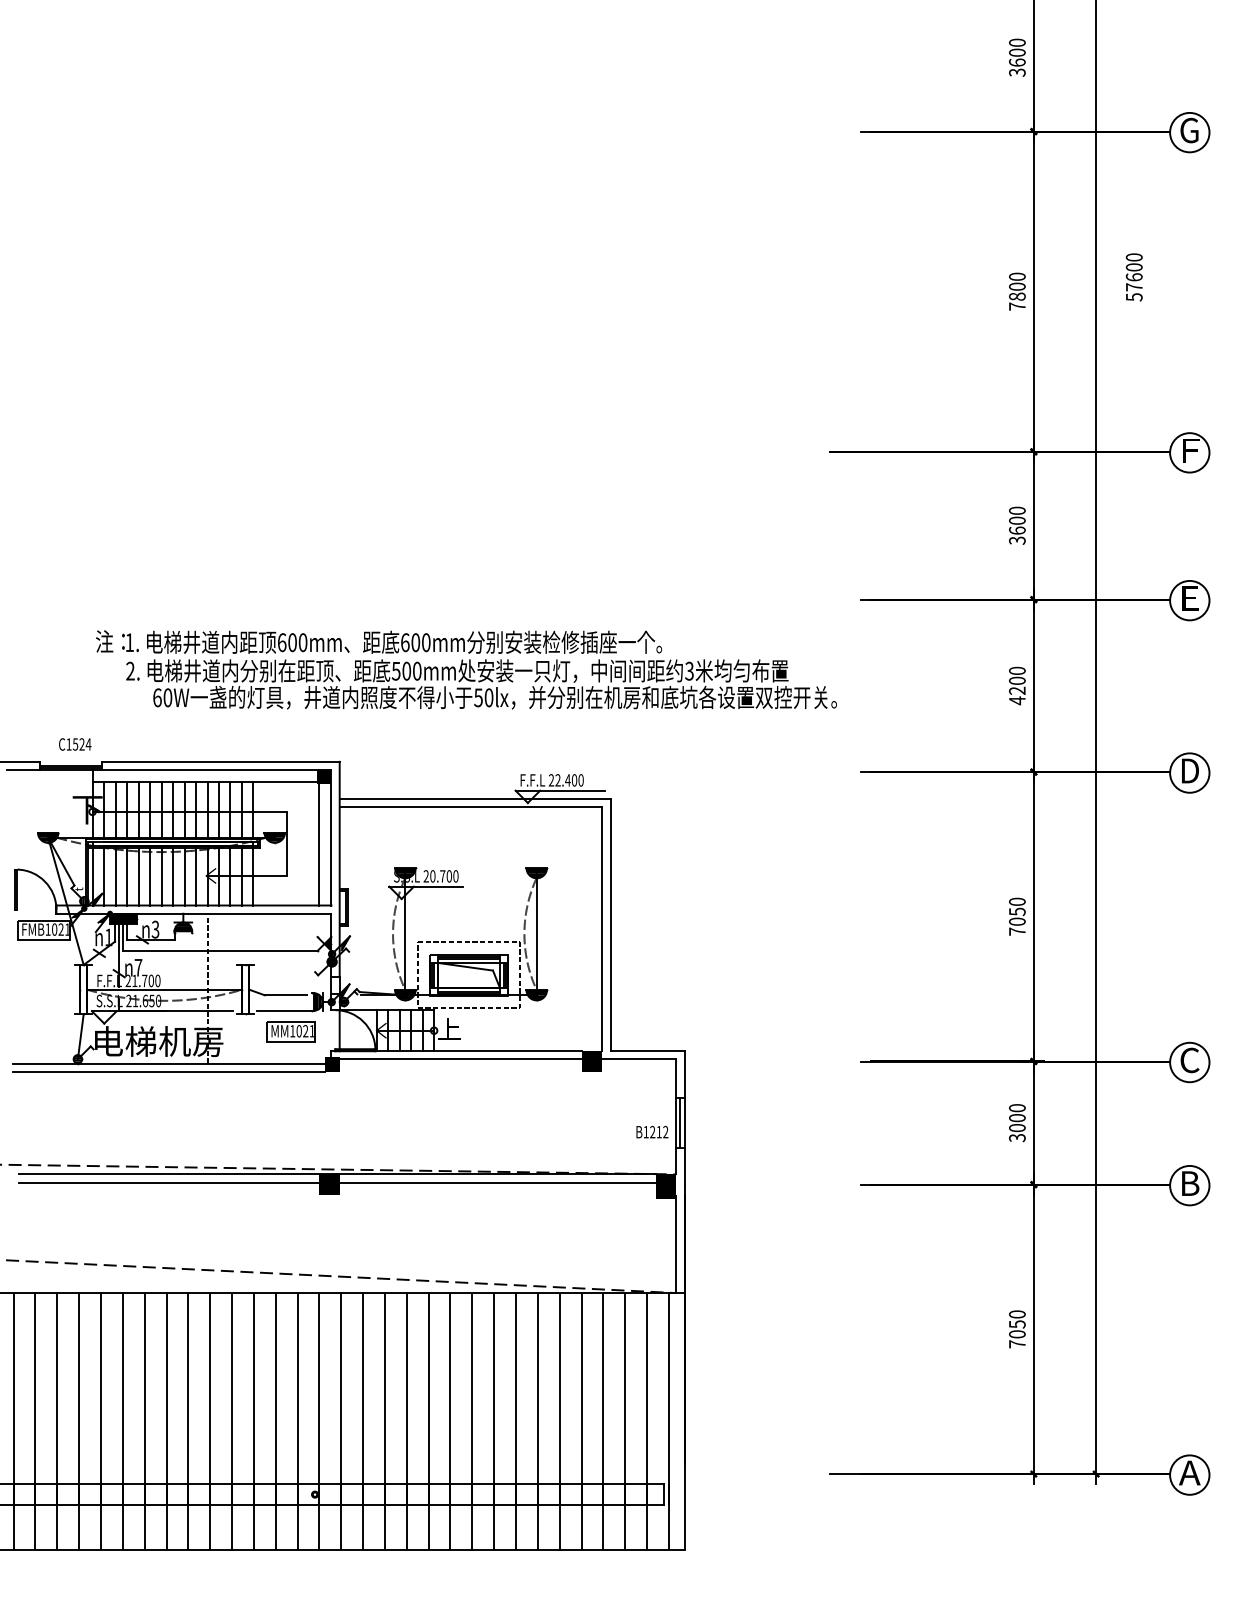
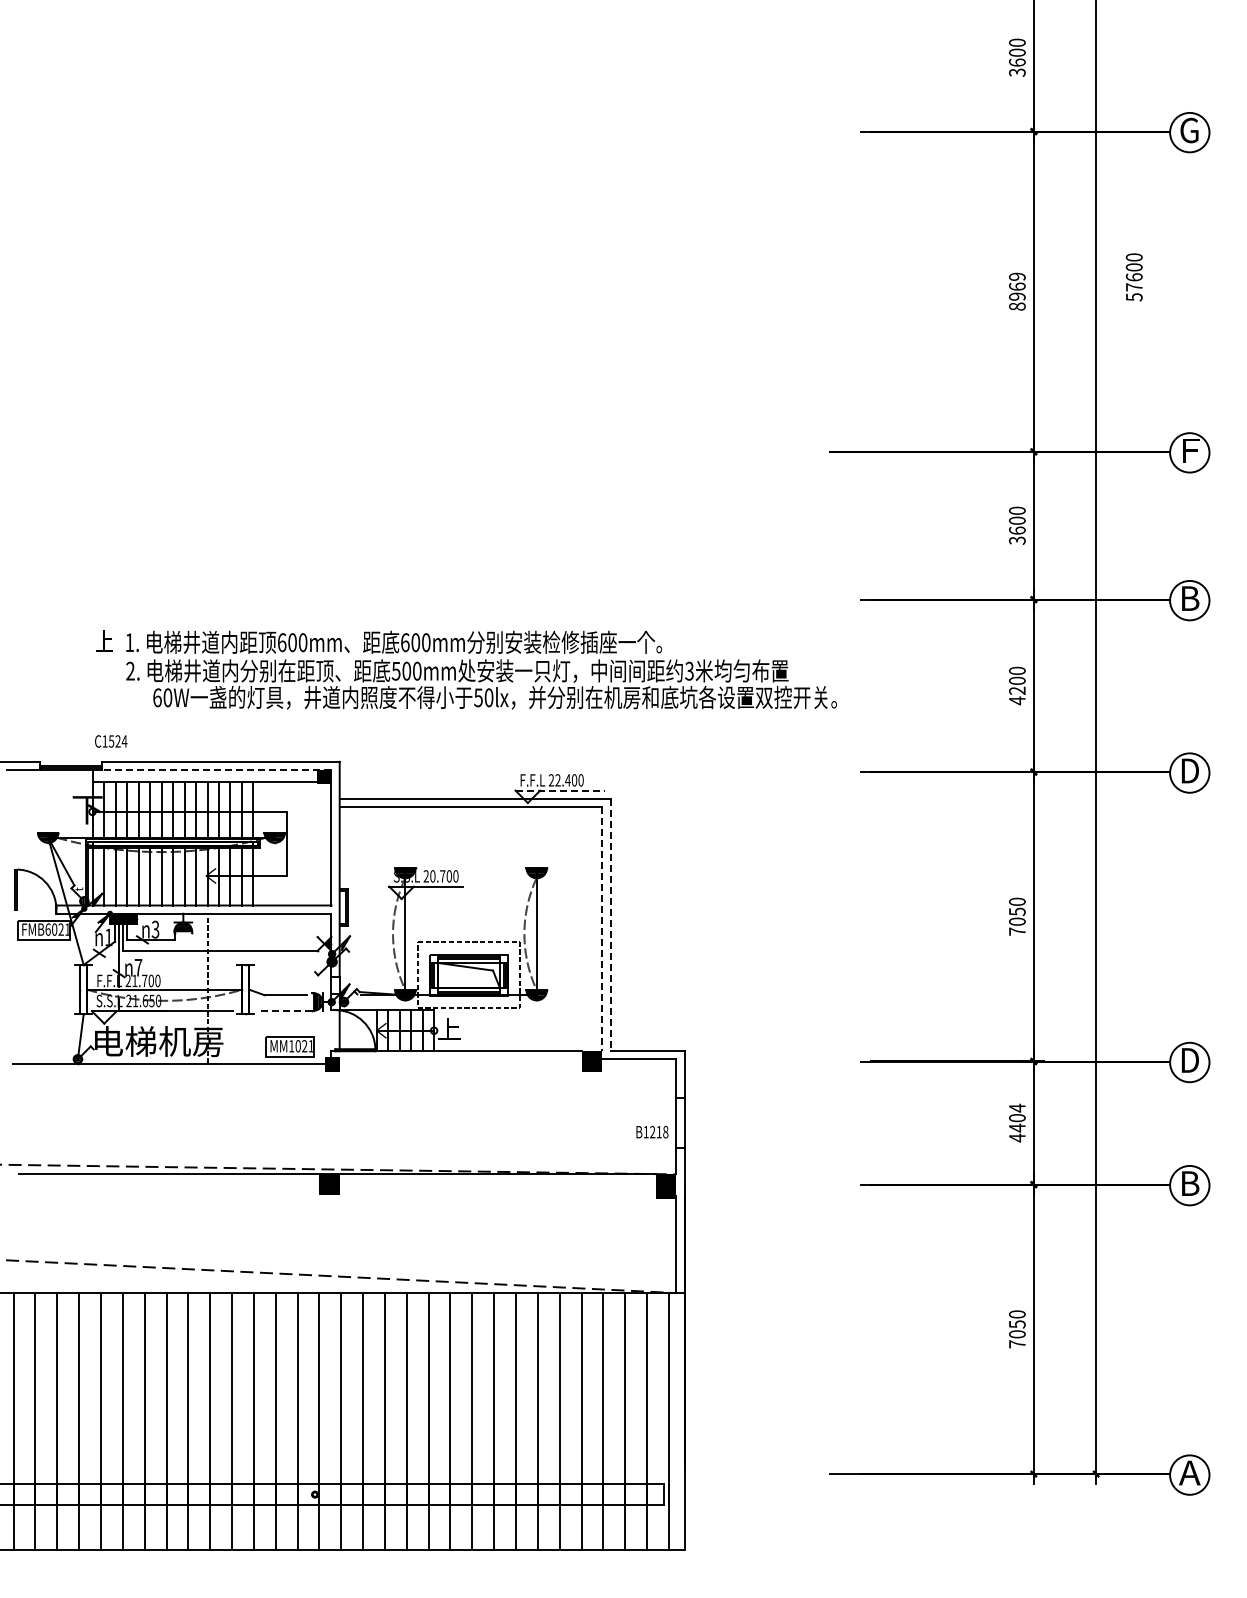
text: 7800 -> 8969 (1017, 291)
text: E -> B (1190, 598)
text: 注： -> 上 (110, 641)
text position: (75, 744) -> (111, 741) (111, 741)
line: solid -> dashed (216, 770)
line: solid -> dashed (560, 790)
line: present -> none (319, 844)
line: solid -> dashed (610, 925)
text: FMB1021 -> FMB6021 (47, 929)
line: solid -> dashed (602, 929)
line: solid -> dashed (284, 1010)
part position: (290, 1031) -> (289, 1046) (289, 1046)
line: present -> none (460, 1059)
text: C -> D (1189, 1060)
line: present -> none (169, 1071)
line: present -> none (680, 1122)
text: 3000 -> 4404 (1017, 1122)
text: B1212 -> B1218 (665, 1132)
line: present -> none (169, 1182)
line: present -> none (497, 1182)
